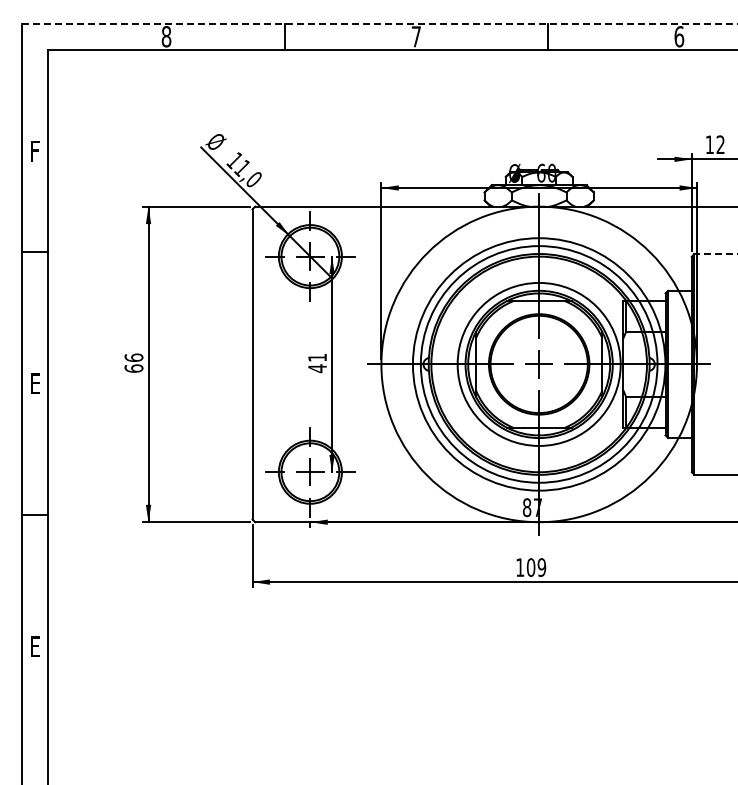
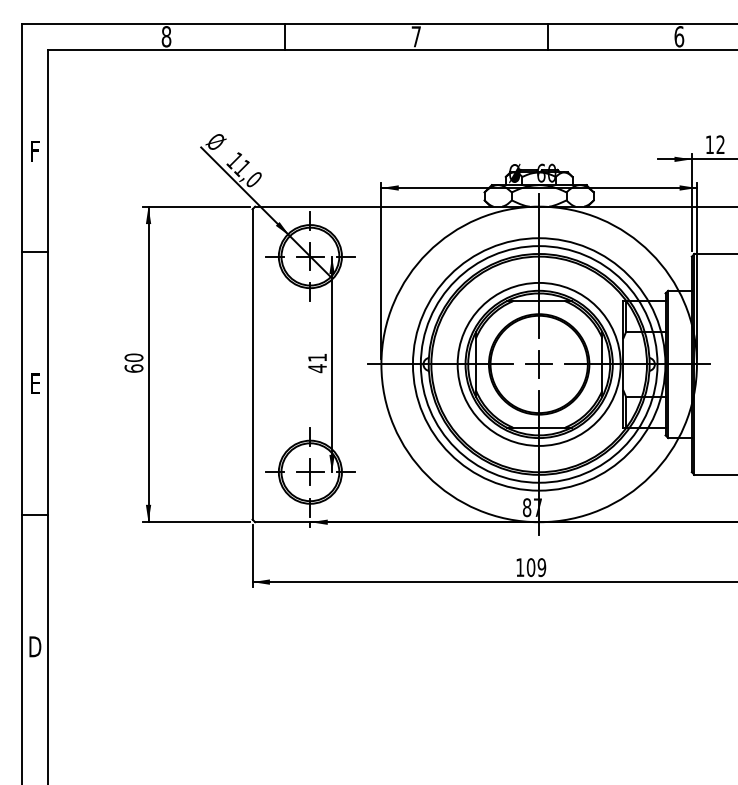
line: dashed -> solid (380, 23)
line: dashed -> solid (715, 254)
text: 66 -> 60 (133, 357)
text: E -> D (35, 646)
